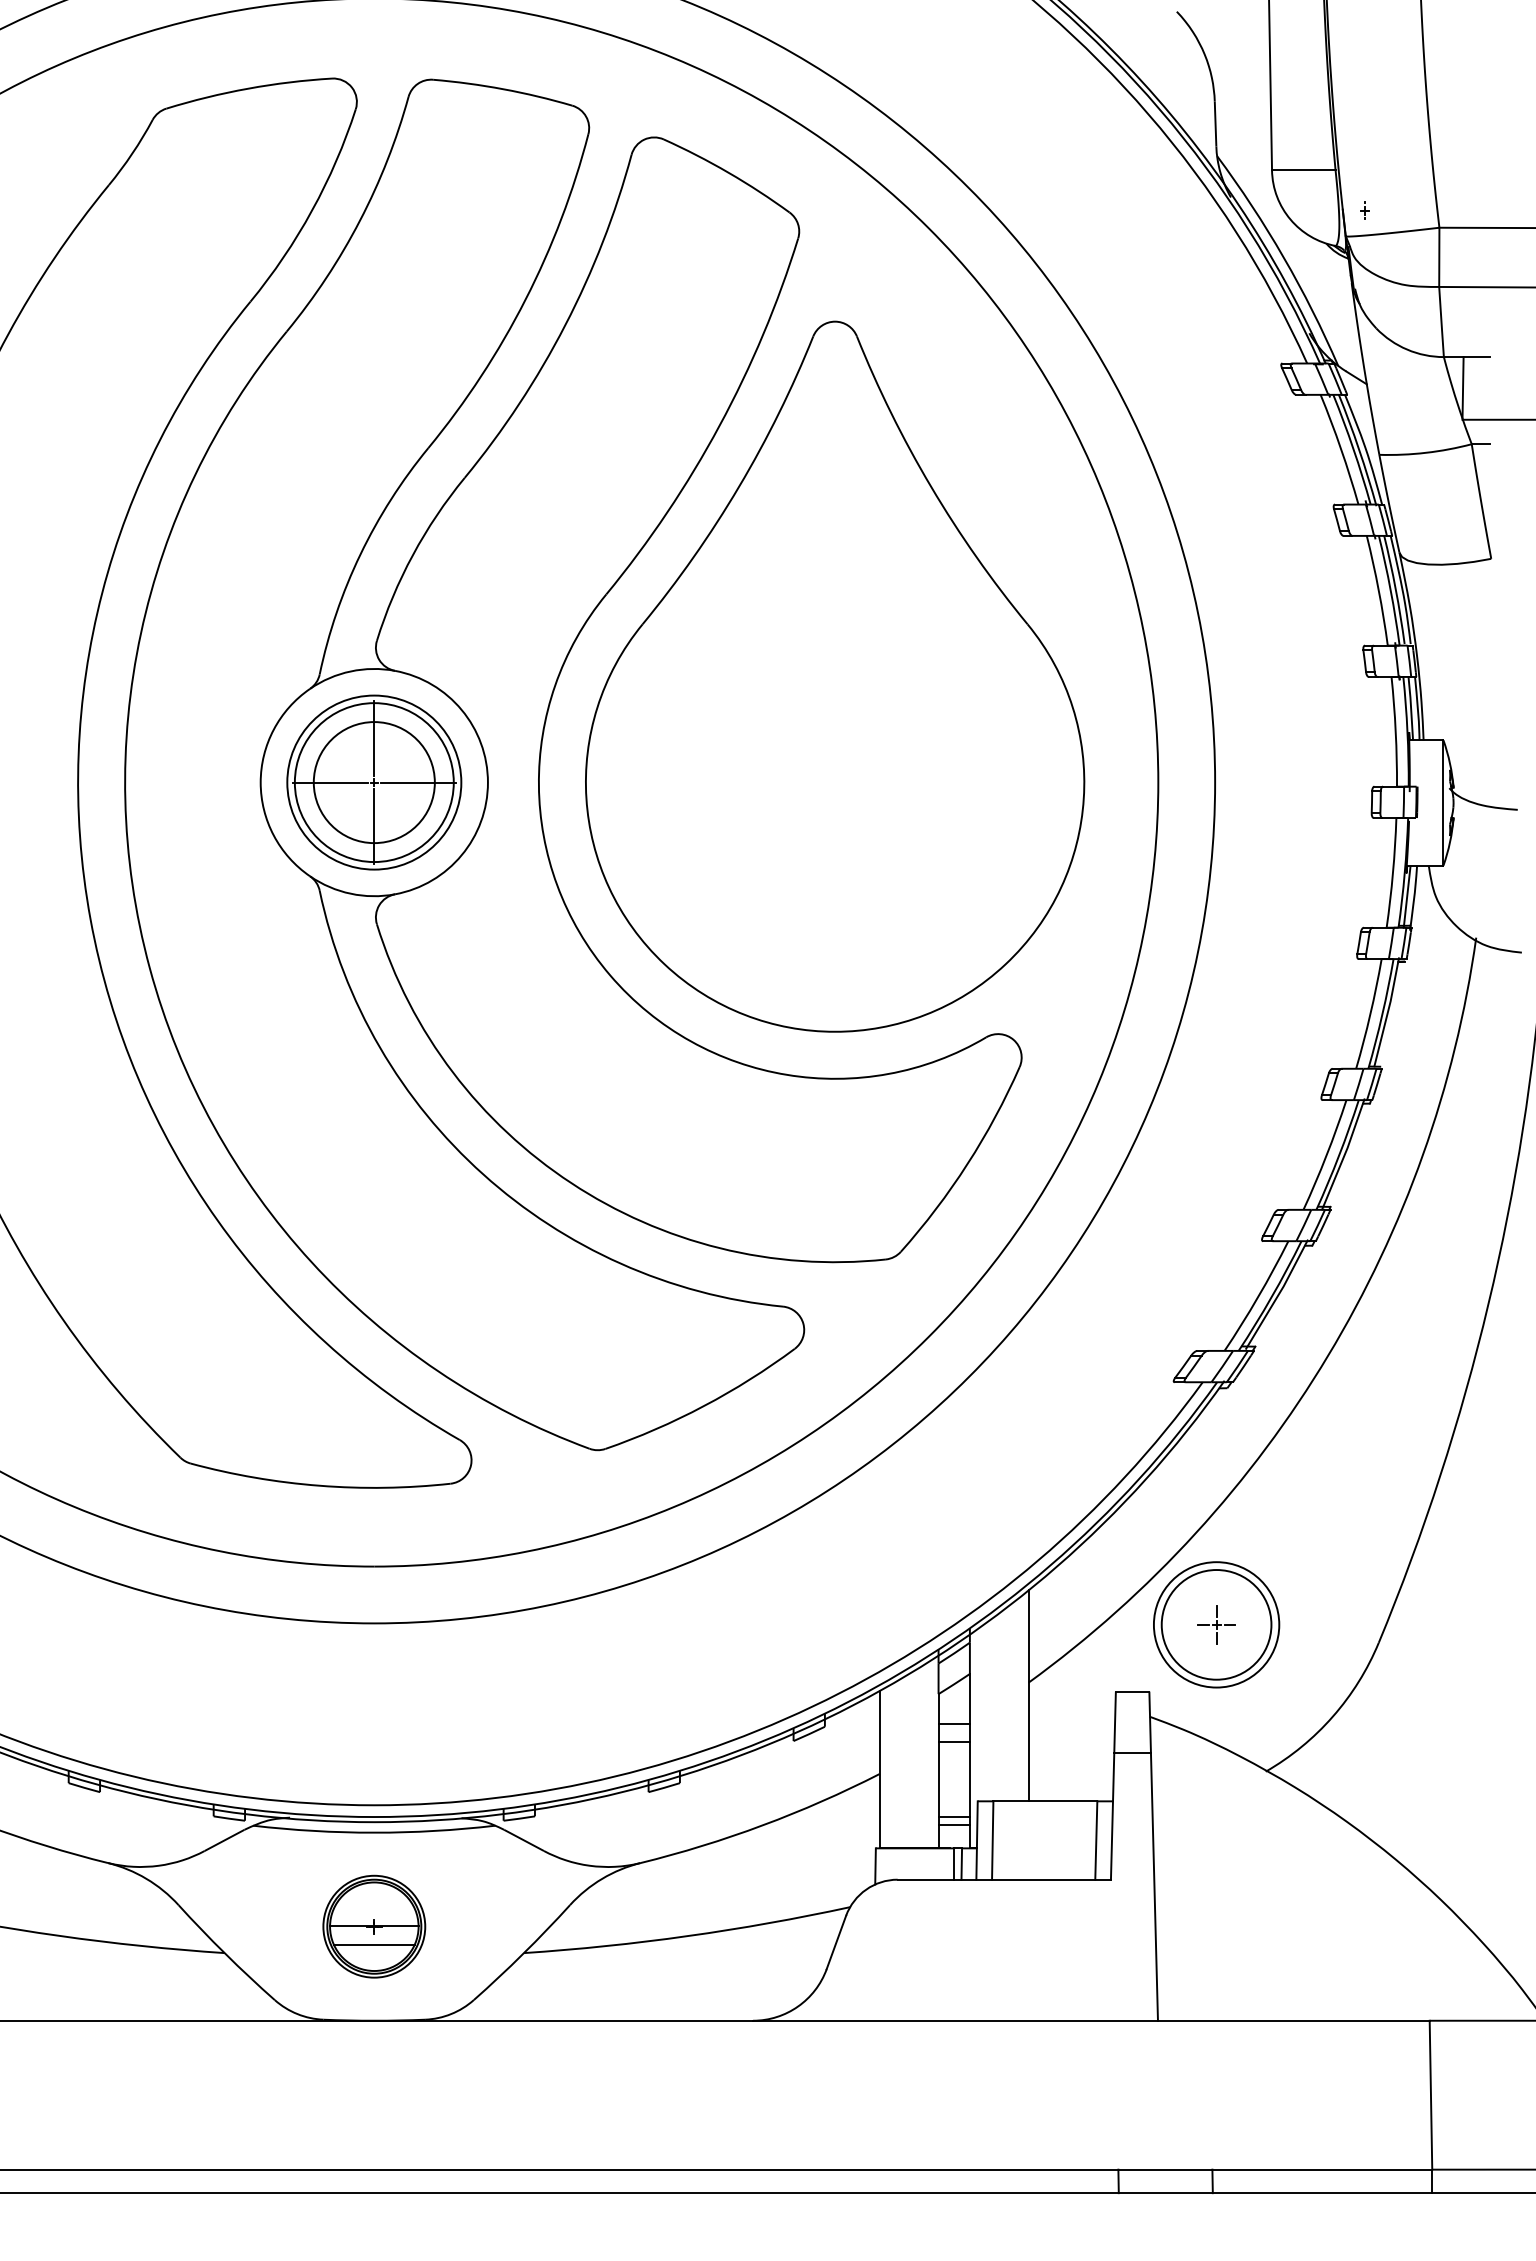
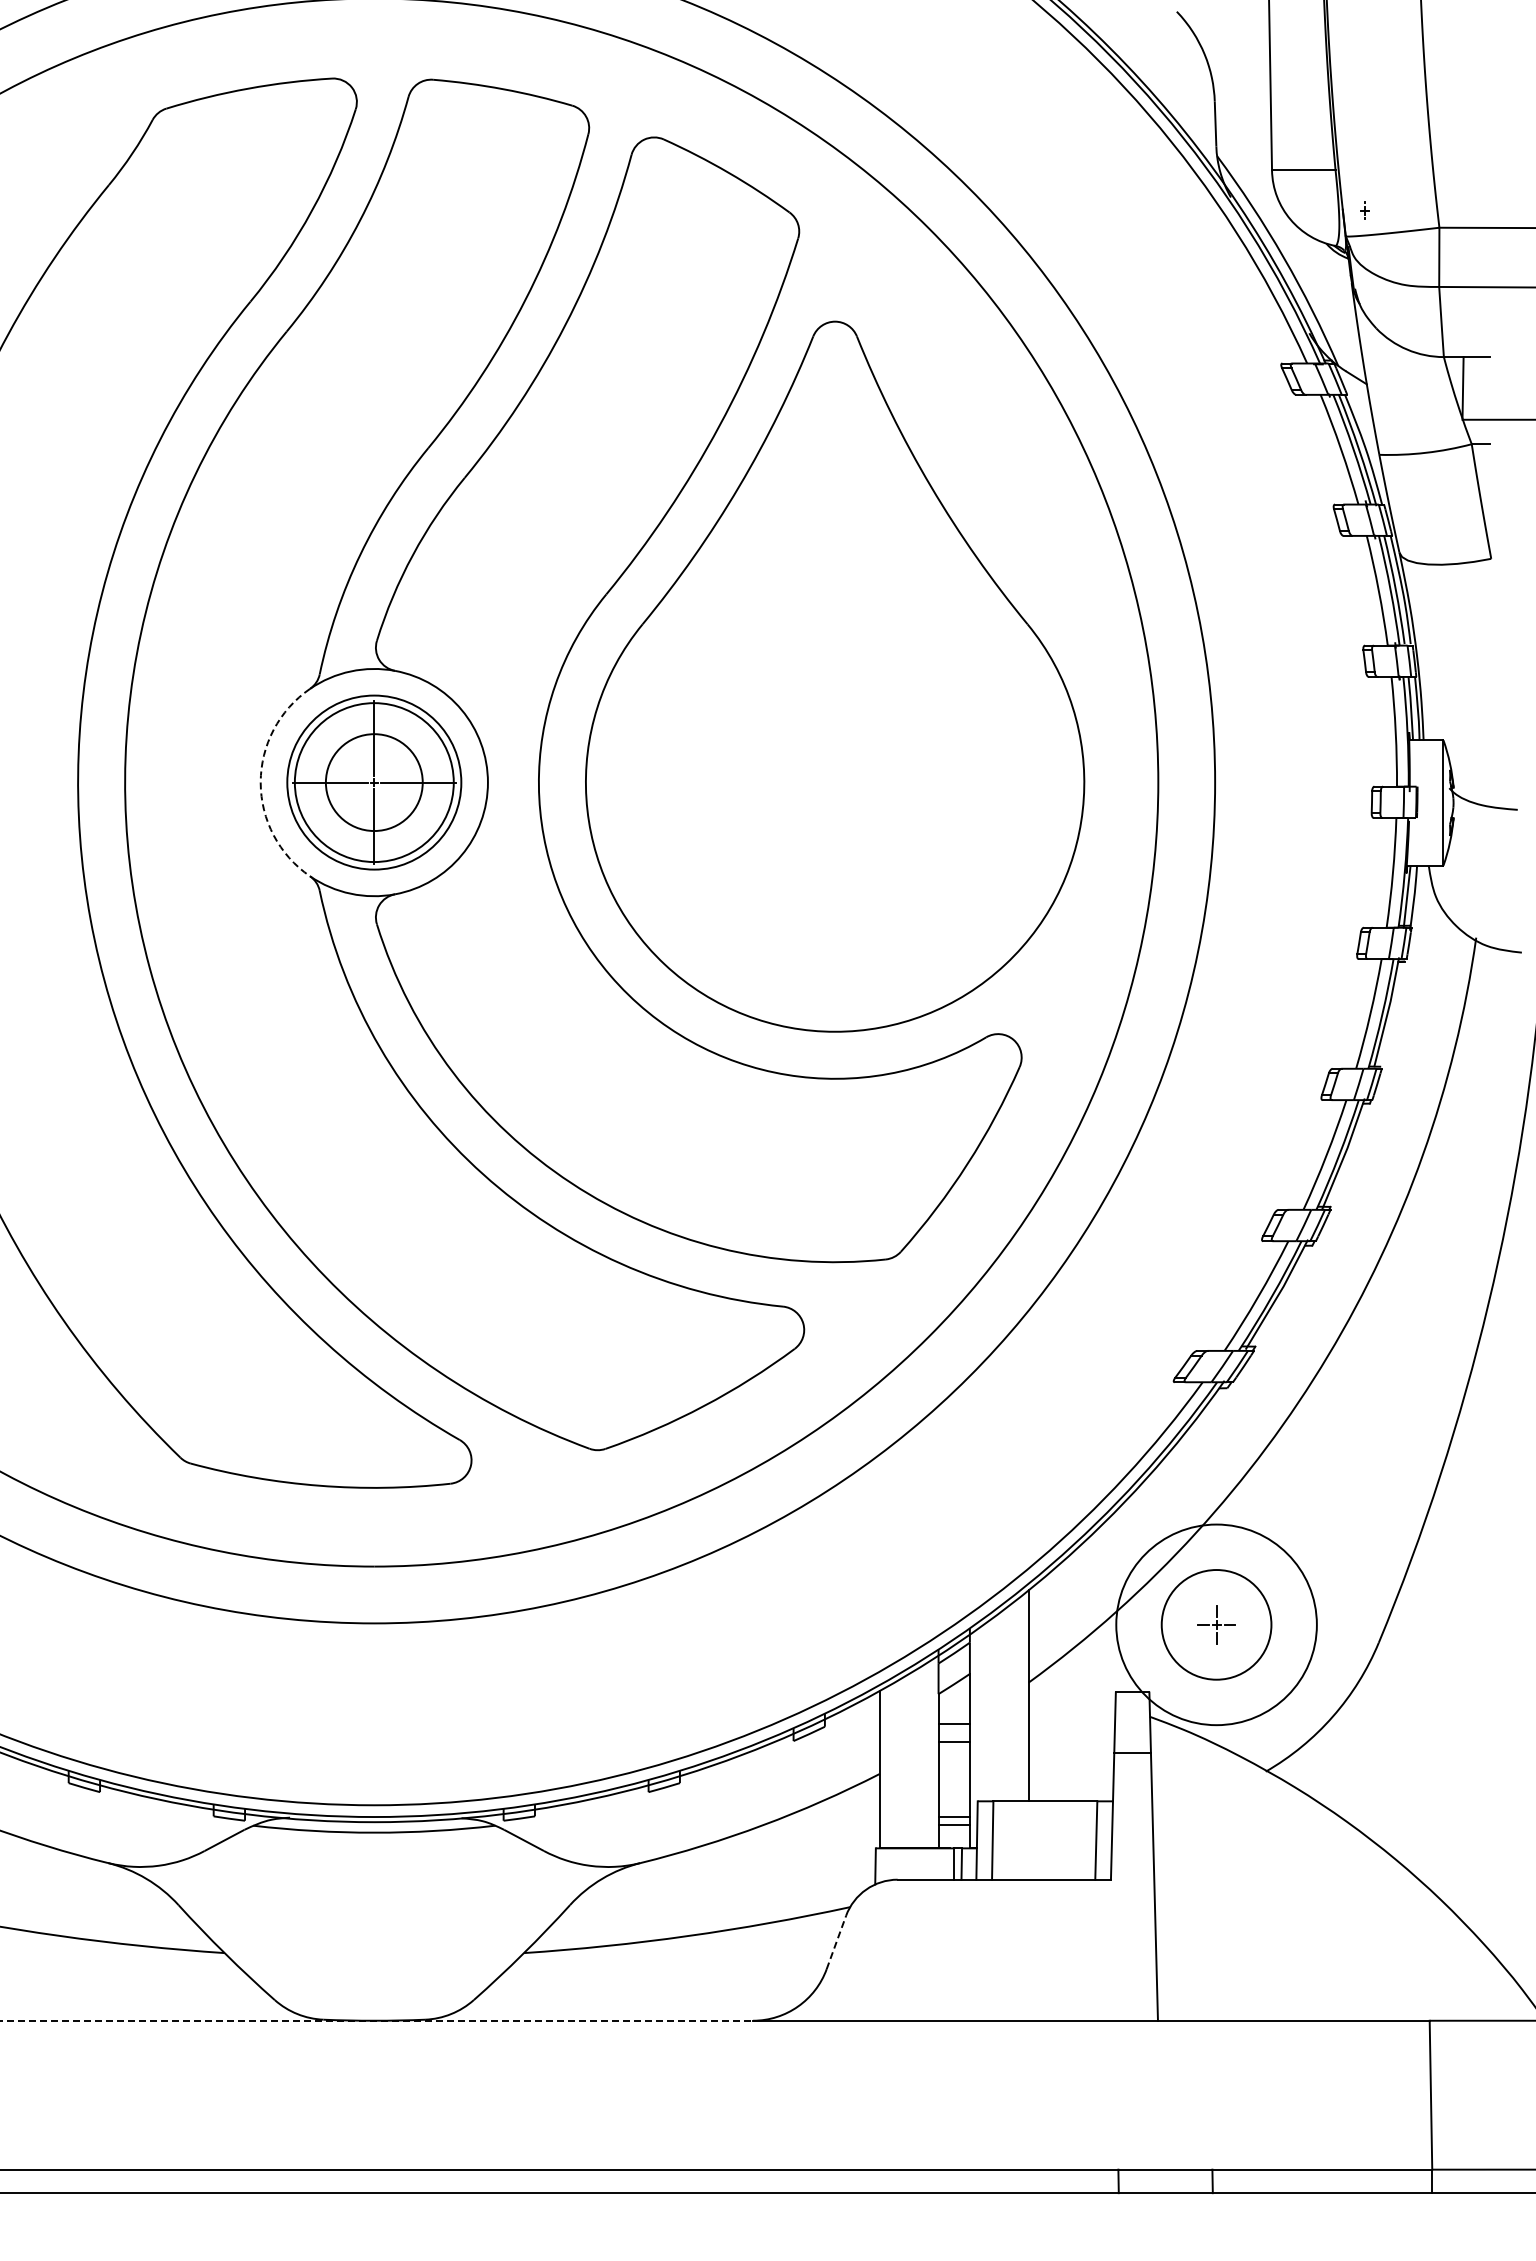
arc: solid -> dashed (260, 782)
circle diameter: 121 px -> 97 px (373, 782)
circle diameter: 125 px -> 201 px (1216, 1624)
part: present -> none (374, 1926)
line: solid -> dashed (836, 1942)
line: solid -> dashed (377, 2020)
